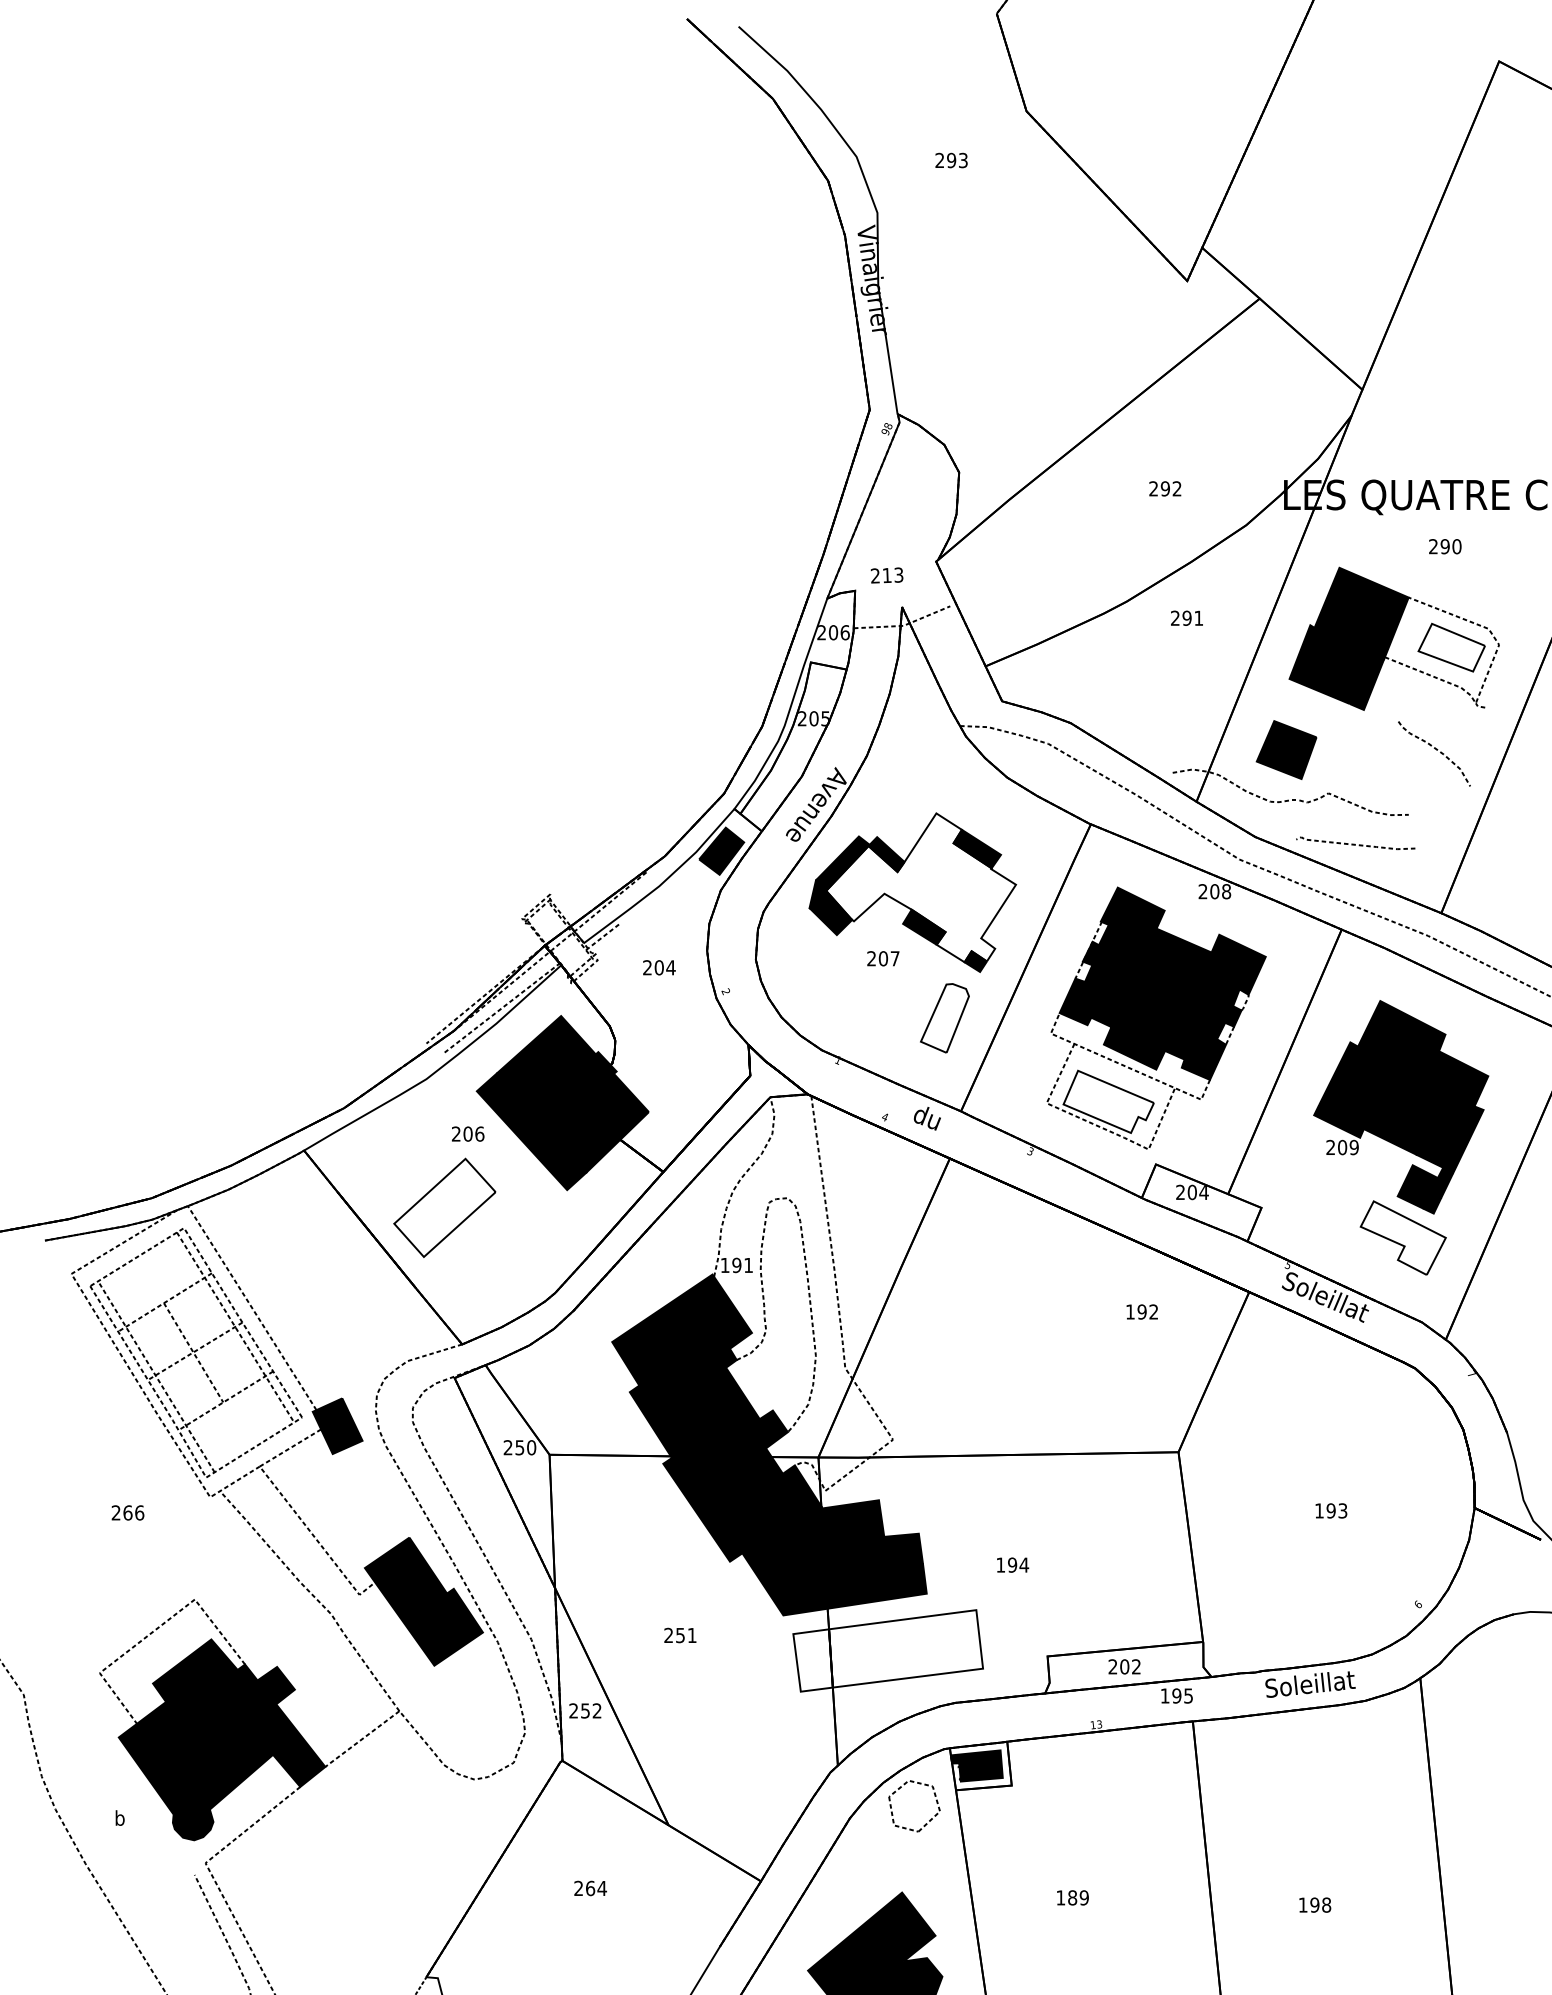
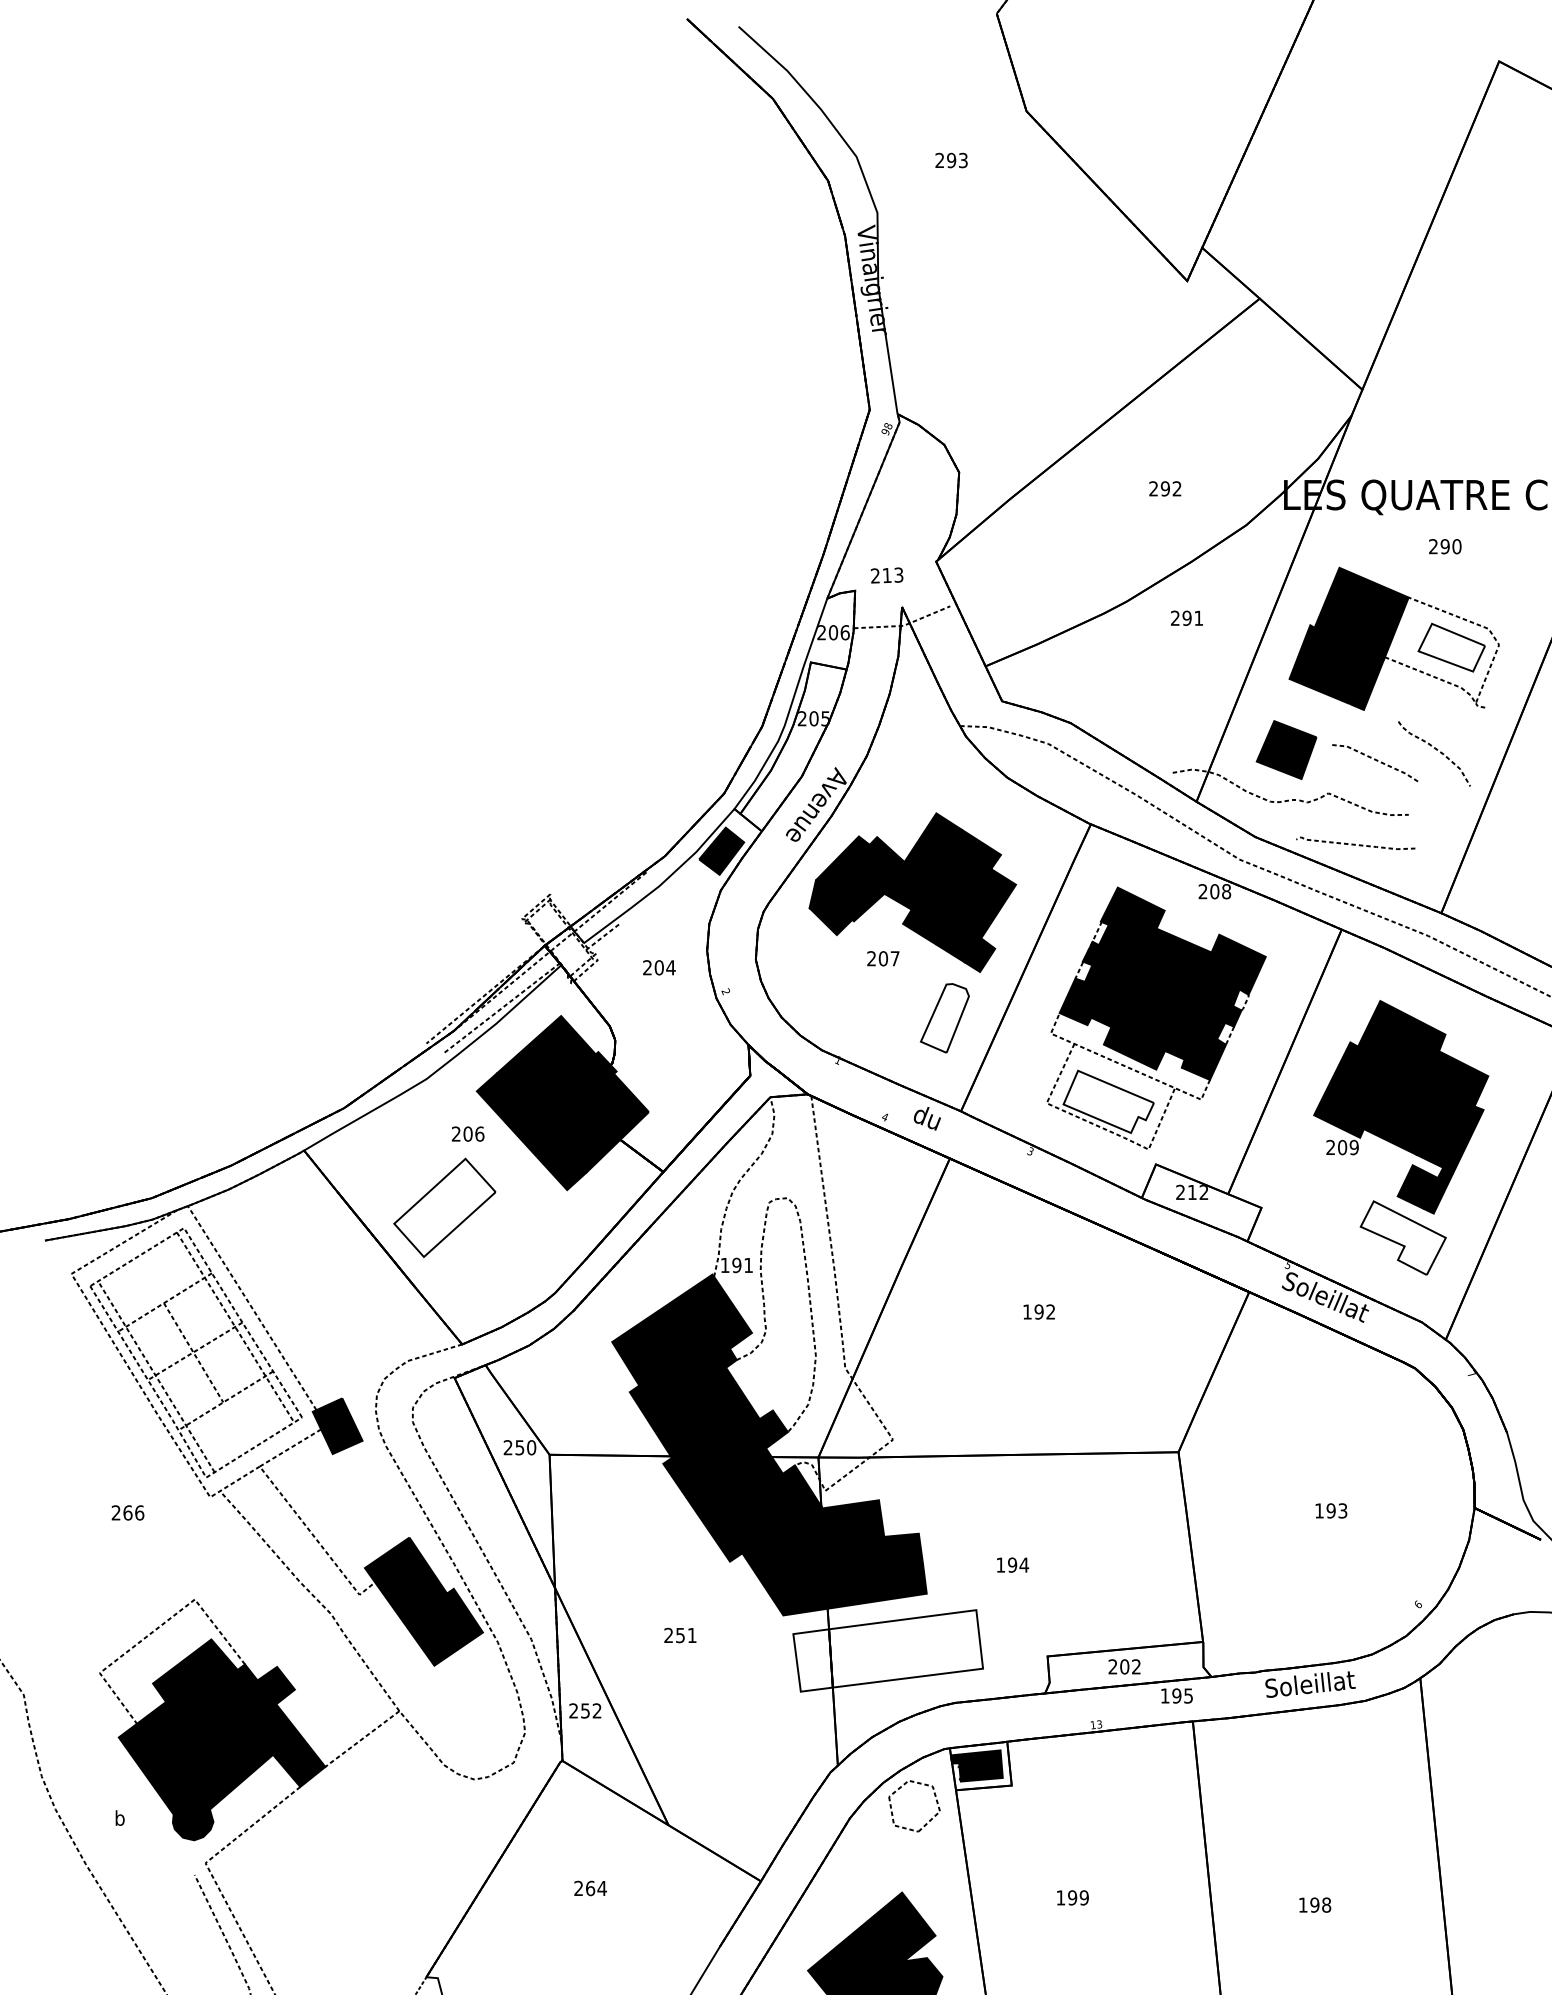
line: none -> present (1376, 761)
fill: none -> present (921, 887)
text: 204 -> 212 (1197, 1192)
text position: (1141, 1311) -> (1038, 1311) (1038, 1311)
text: 189 -> 199 (1072, 1897)
